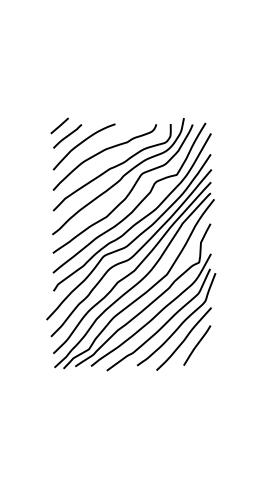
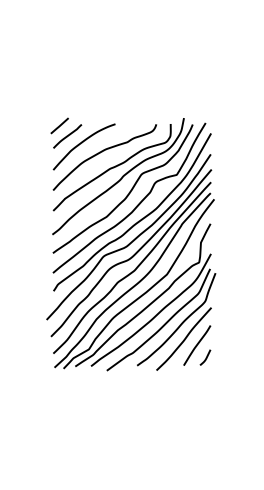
curve: none -> present (205, 357)
